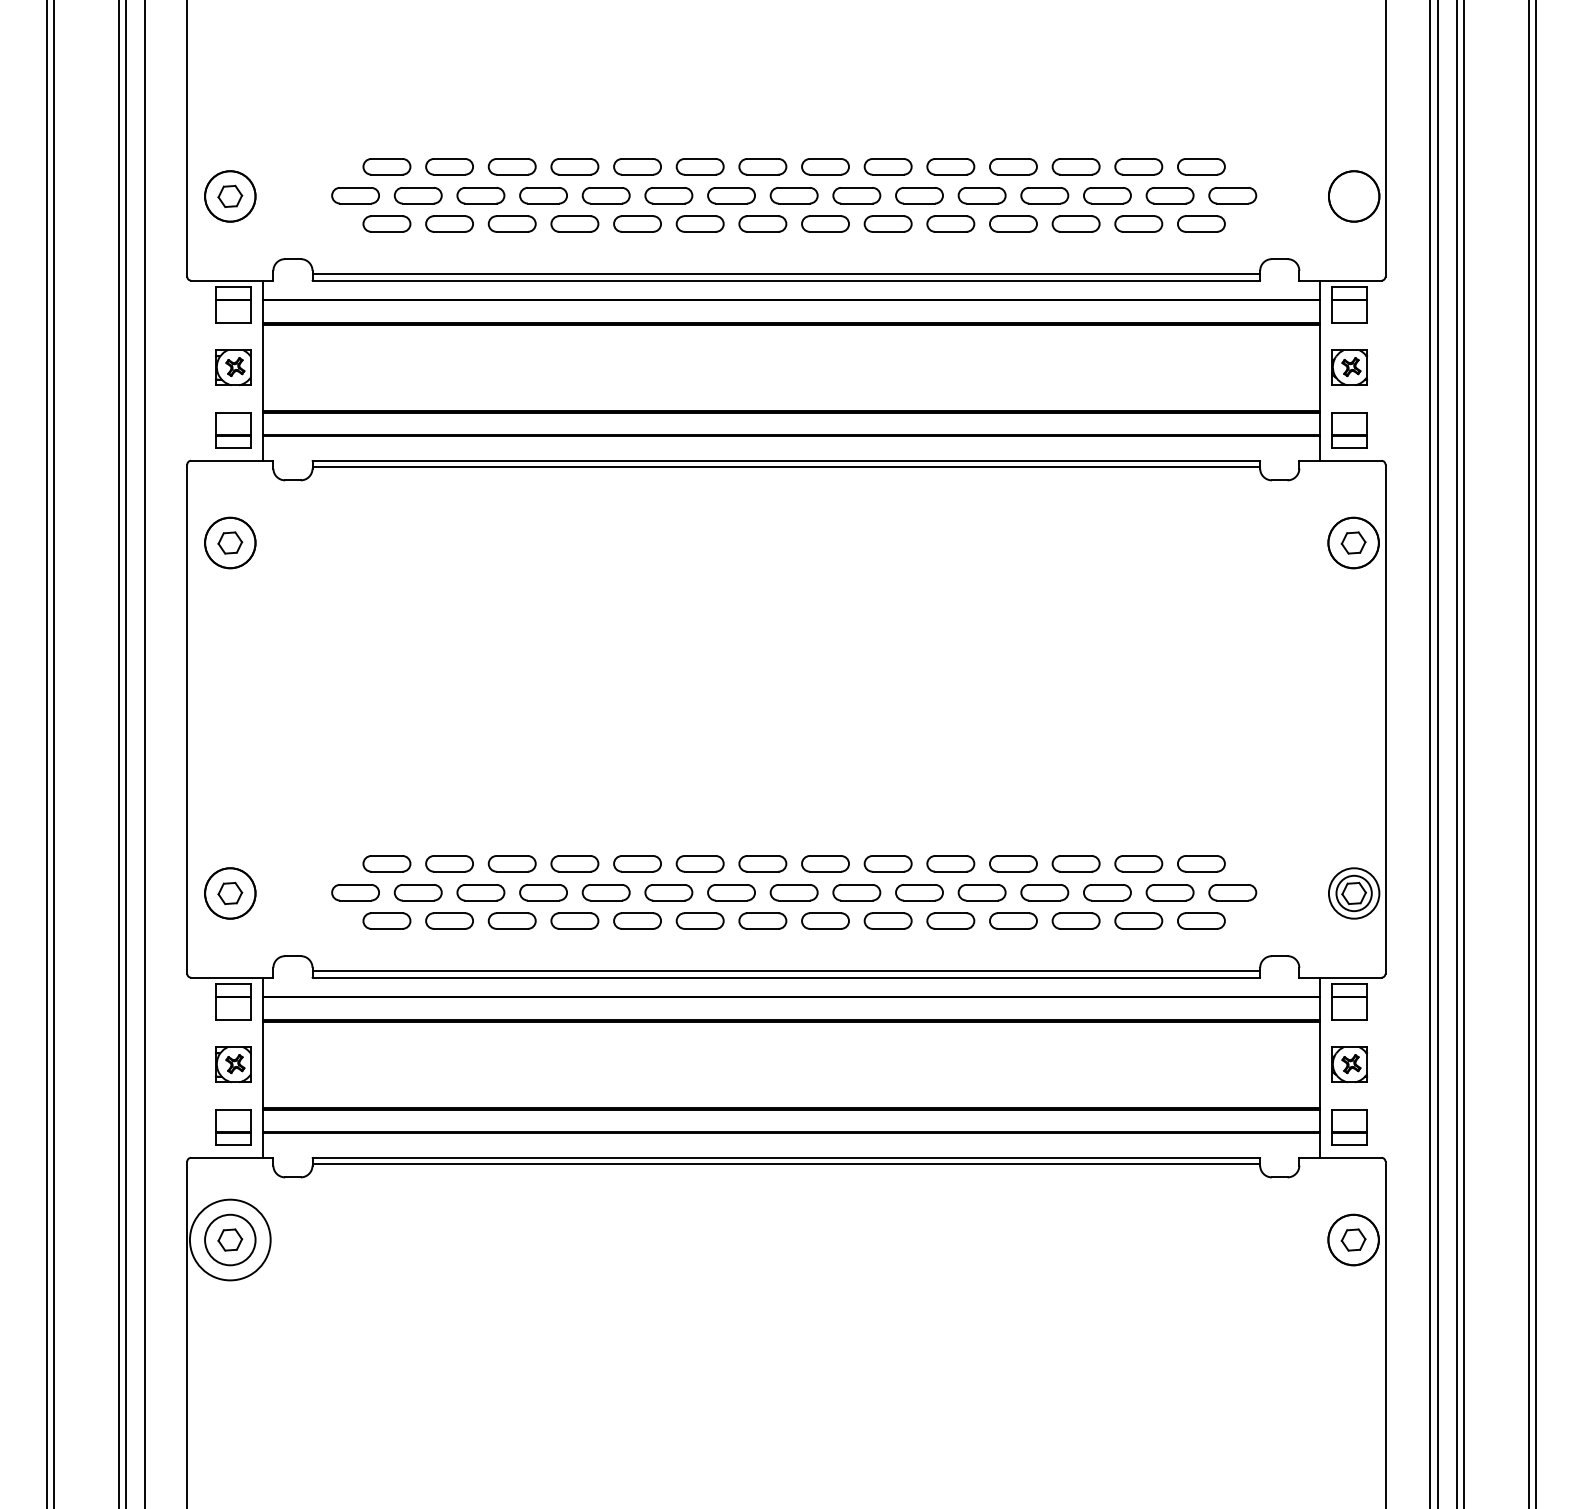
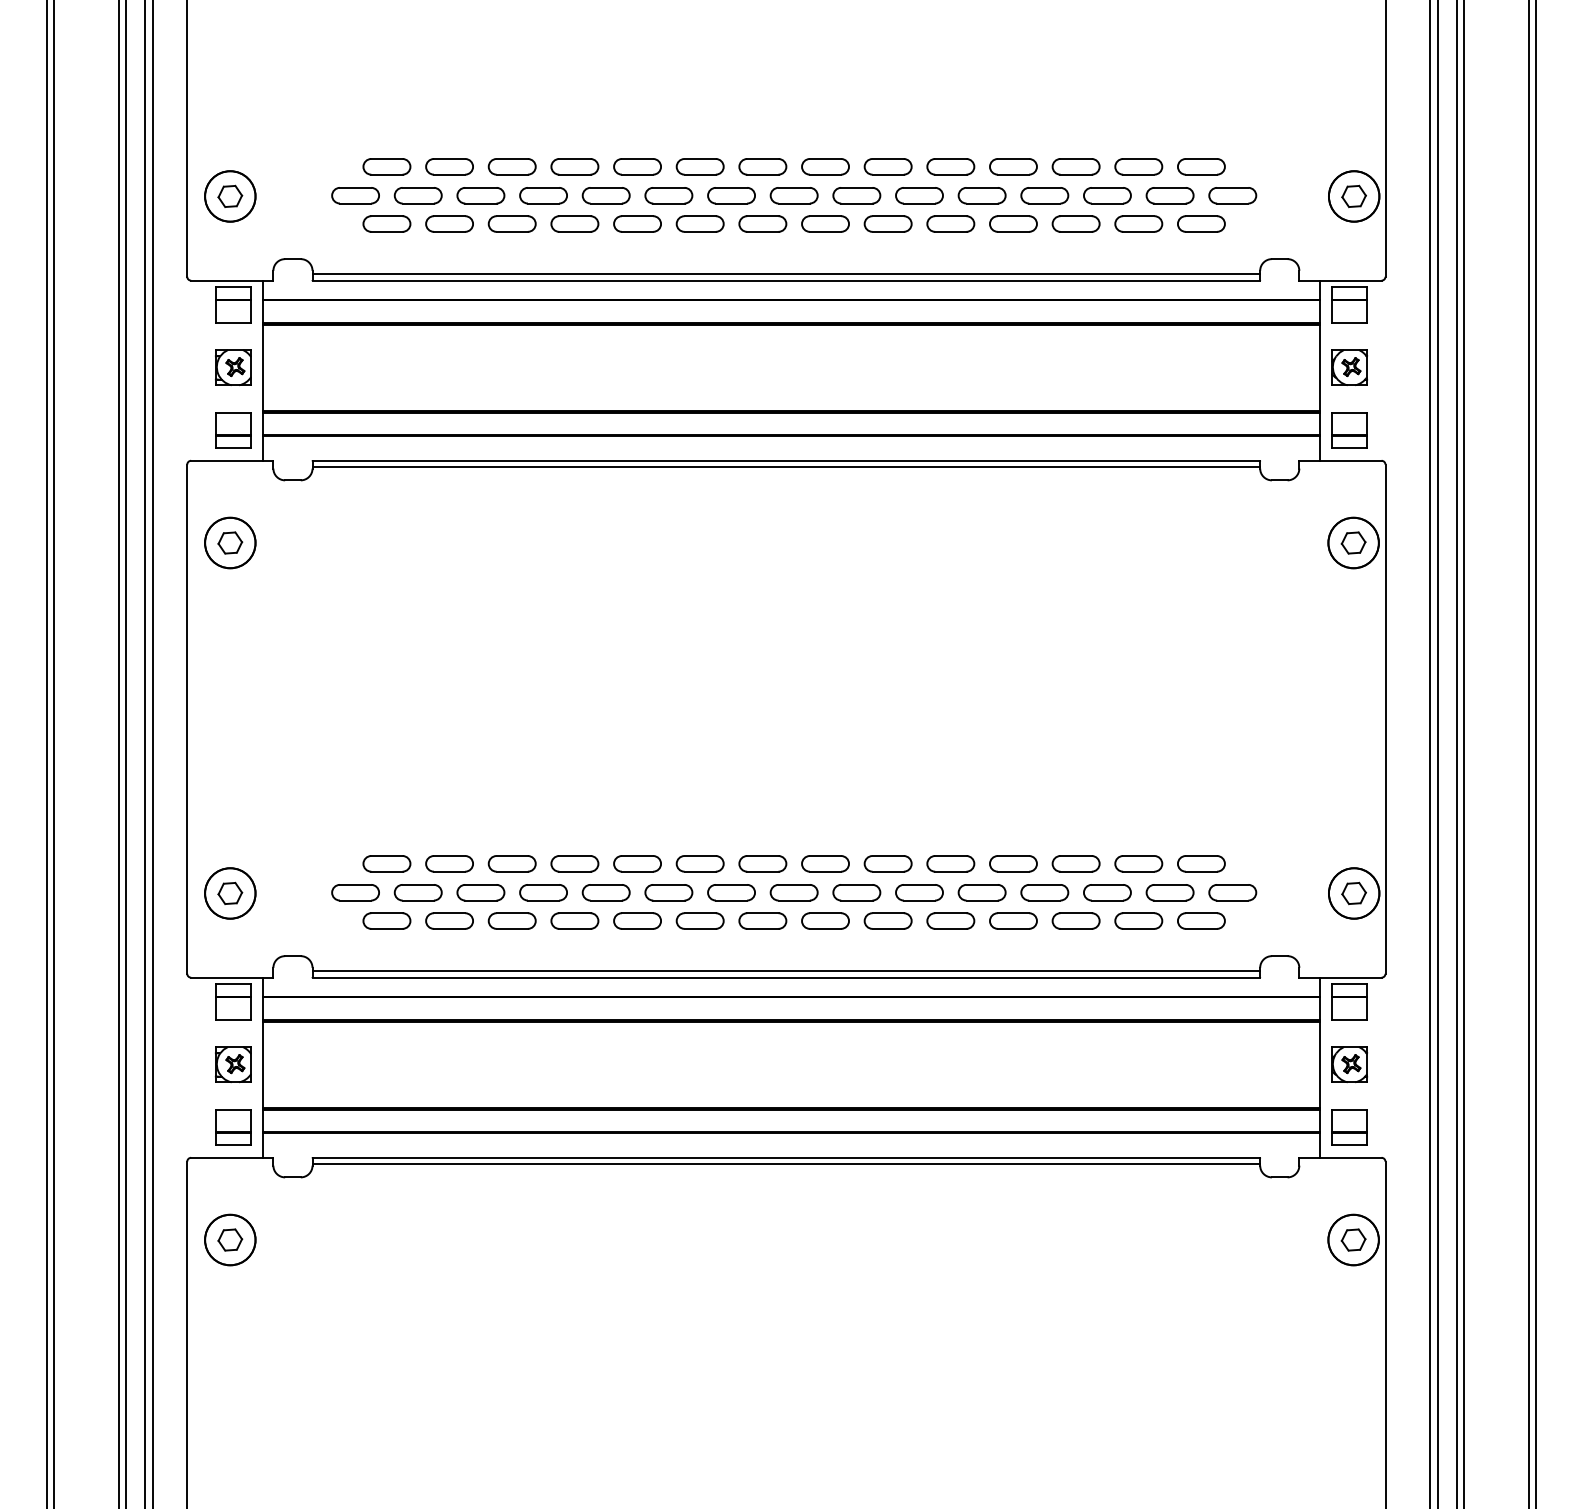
part: none -> present (1353, 196)
line: none -> present (153, 753)
circle diameter: 35 px -> 51 px (1353, 893)
circle diameter: 81 px -> 50 px (230, 1239)
